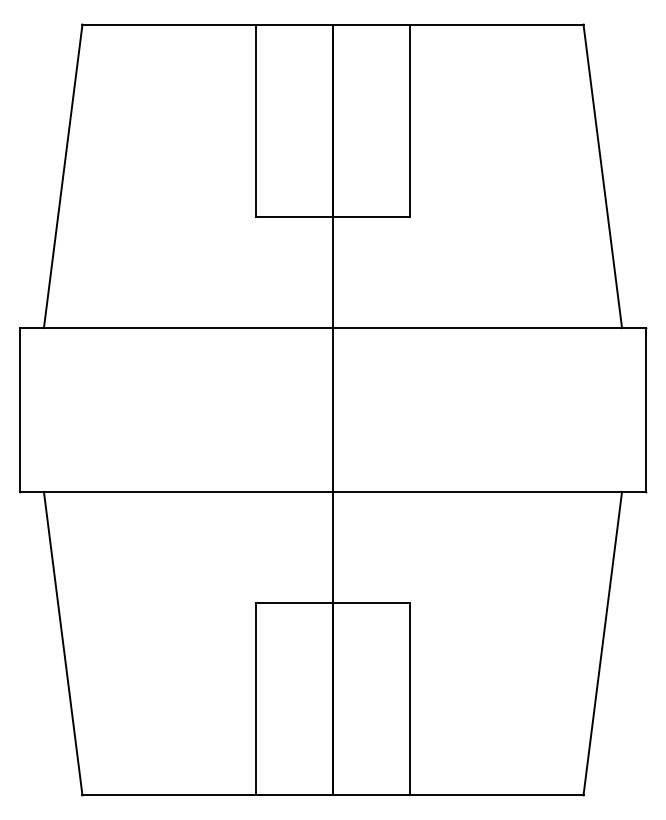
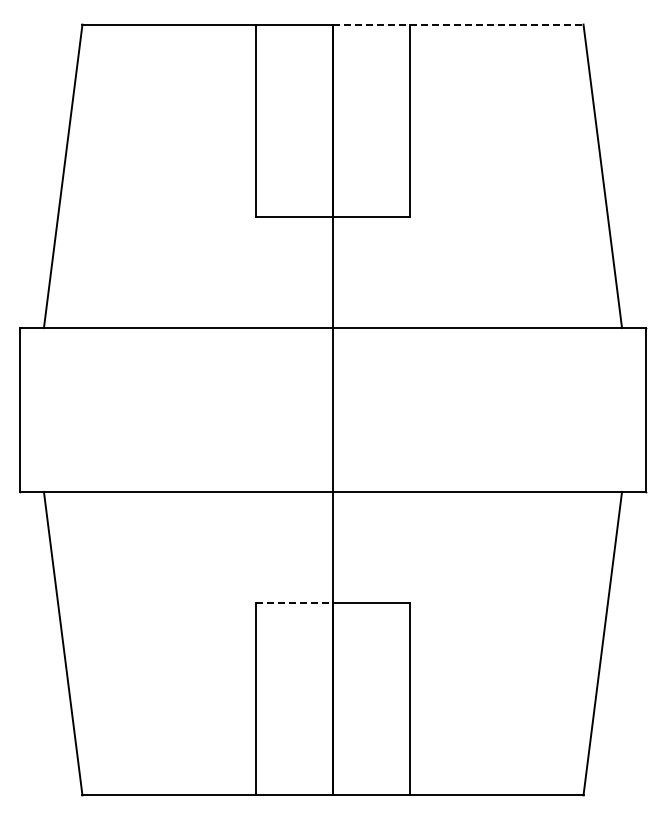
line: solid -> dashed (458, 24)
line: solid -> dashed (294, 602)
